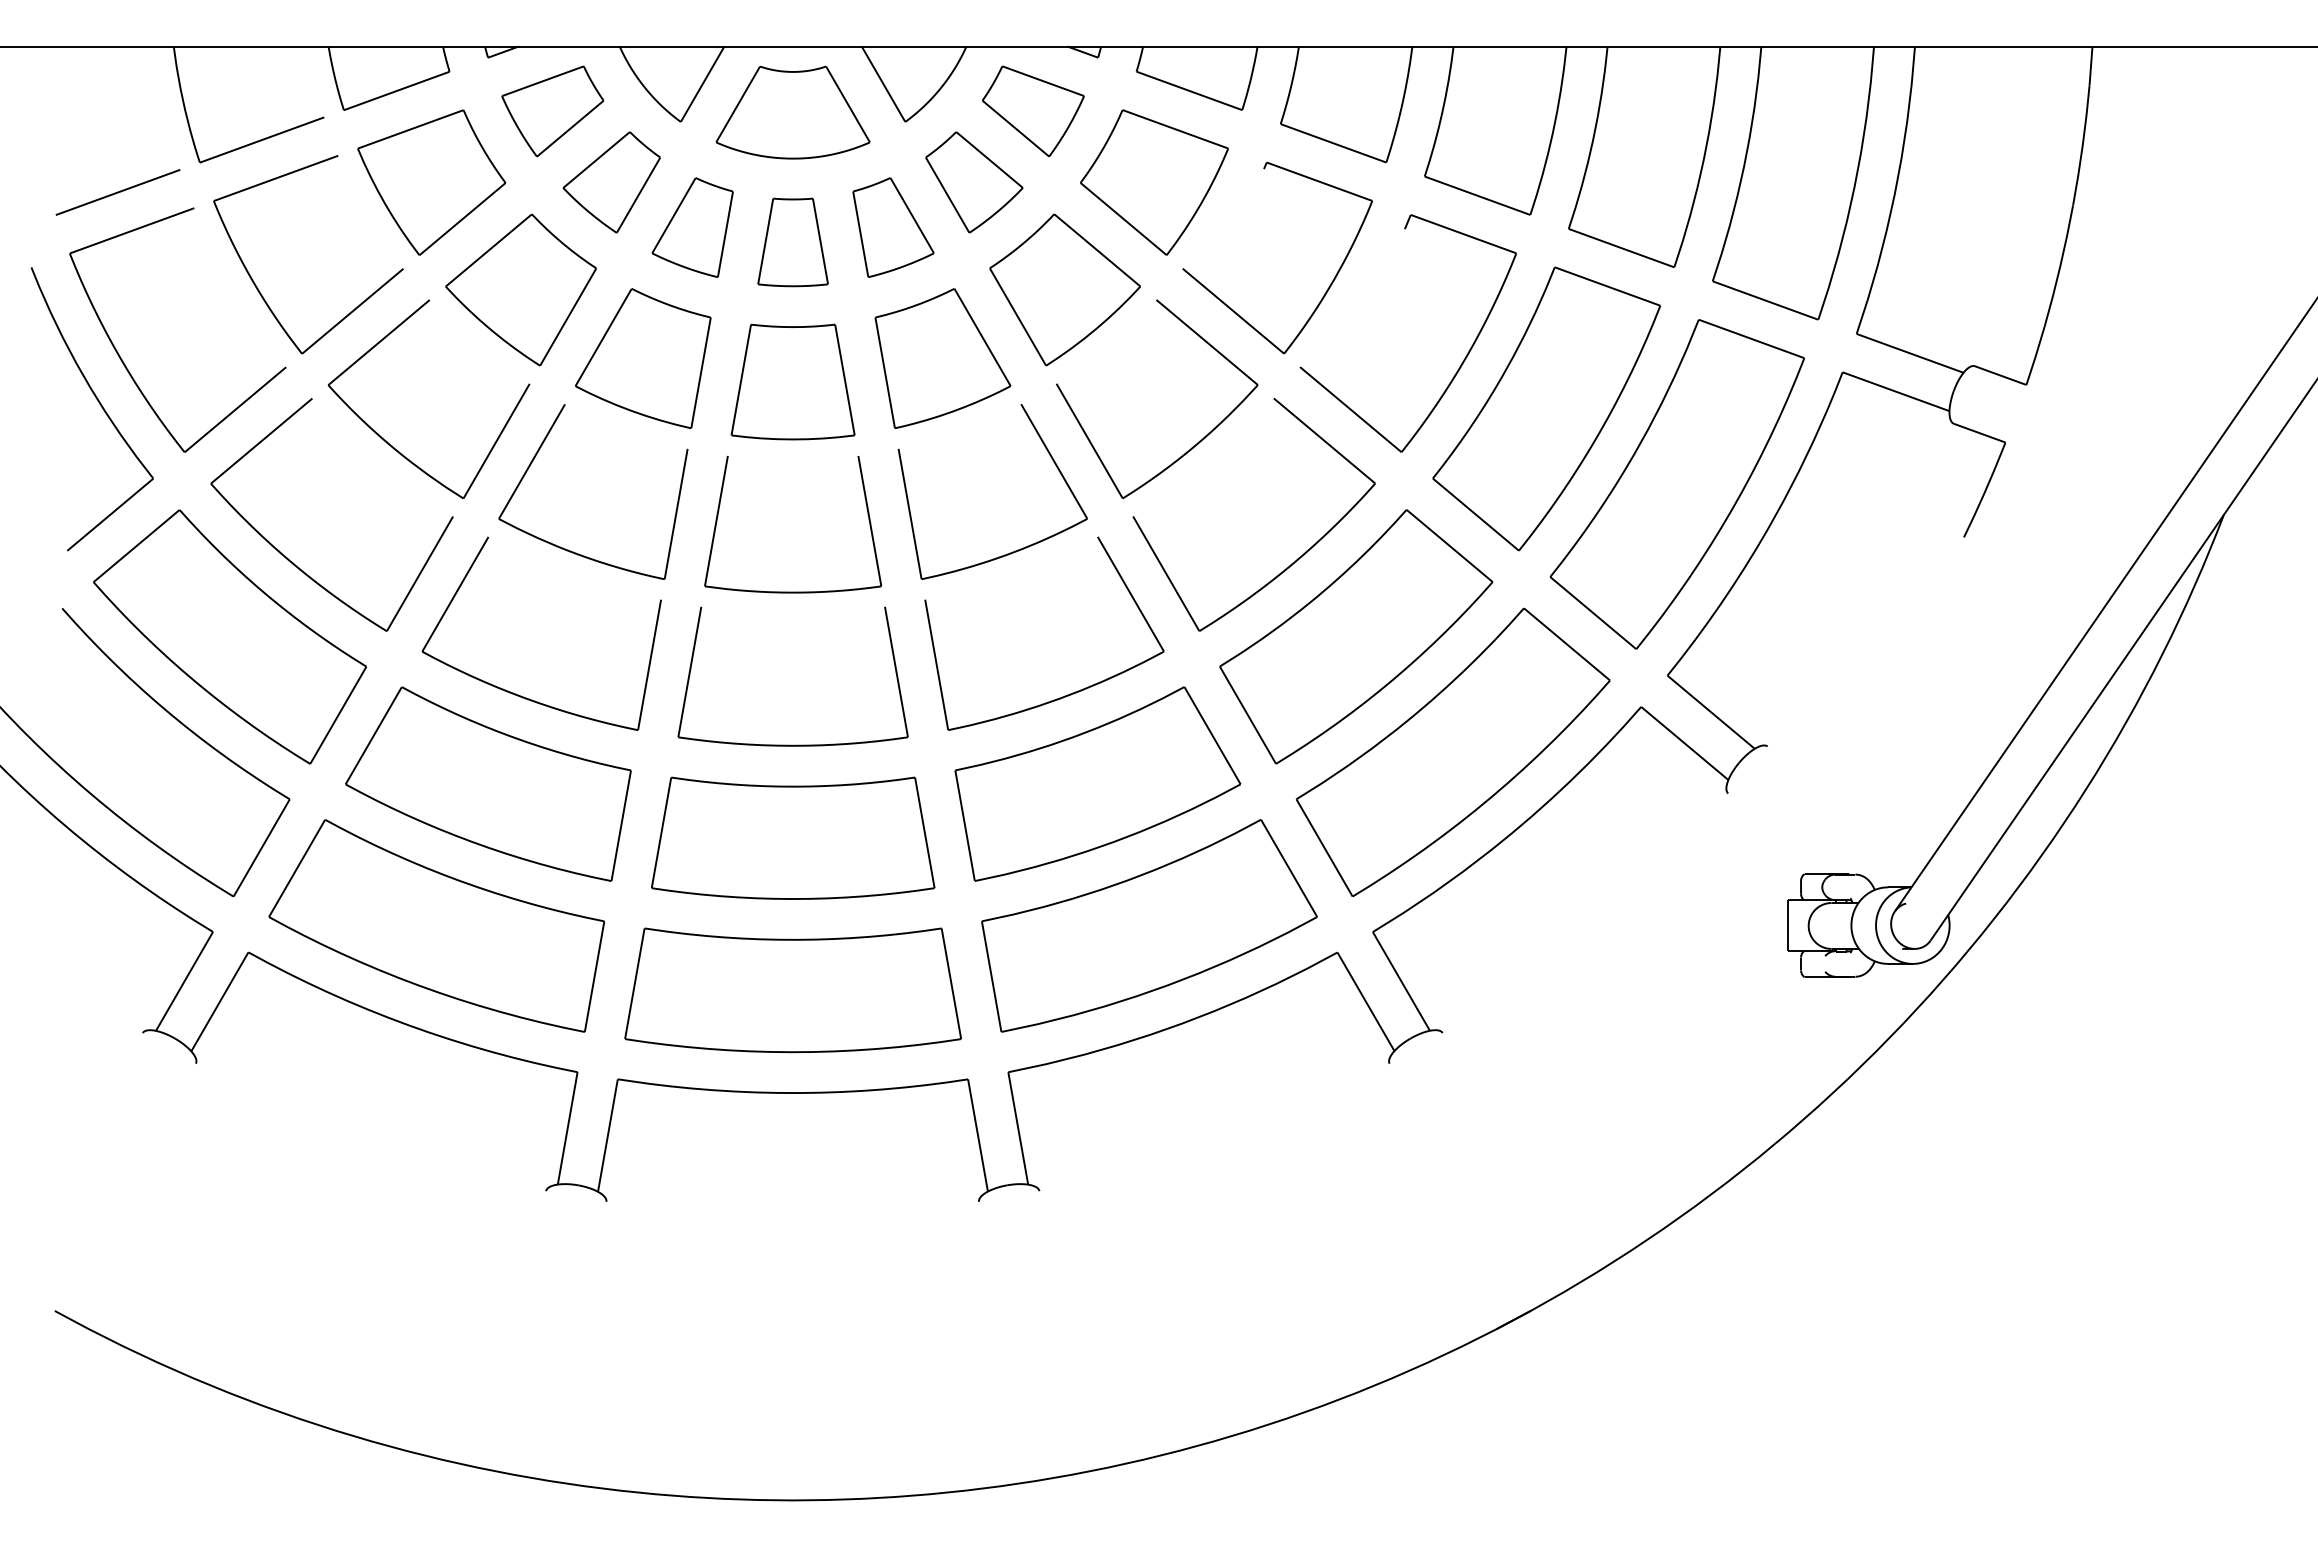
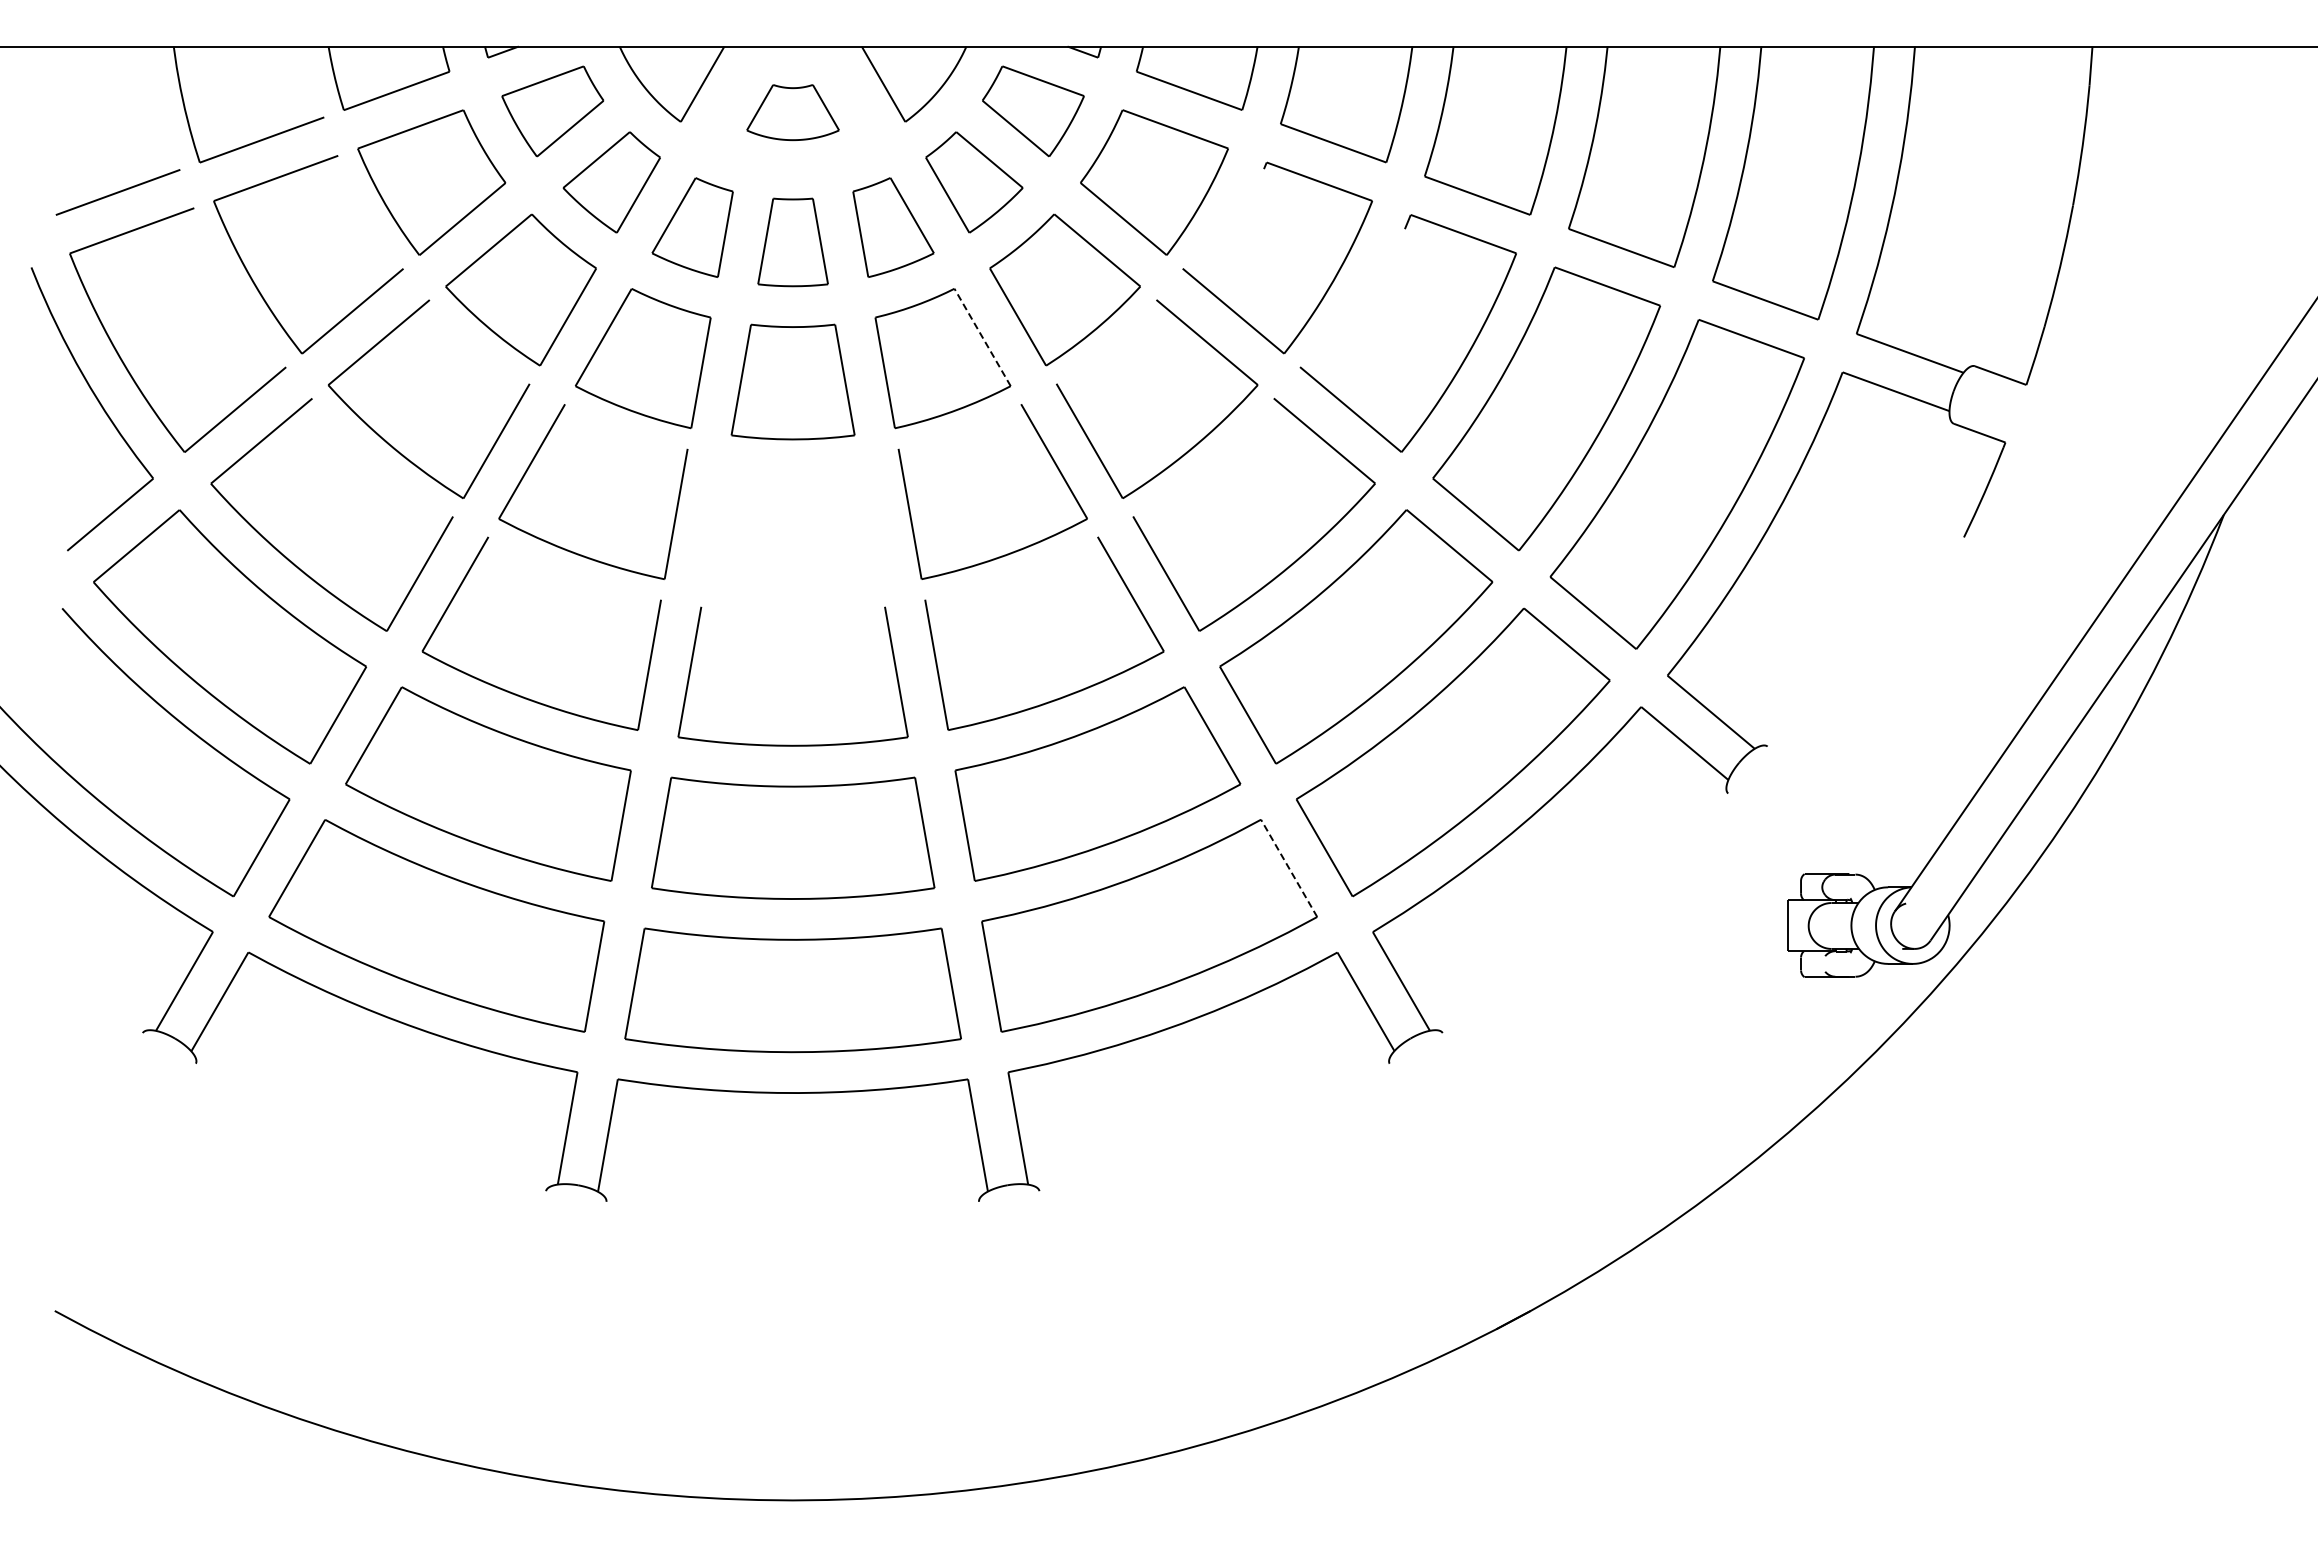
part size: 156x95 px -> 94x58 px (792, 112)
line: solid -> dashed (982, 337)
part: present -> none (793, 591)
line: solid -> dashed (1288, 867)
